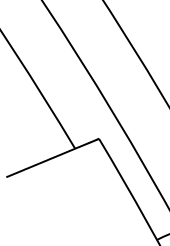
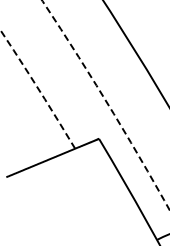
arc: solid -> dashed (38, 88)
arc: solid -> dashed (107, 103)
